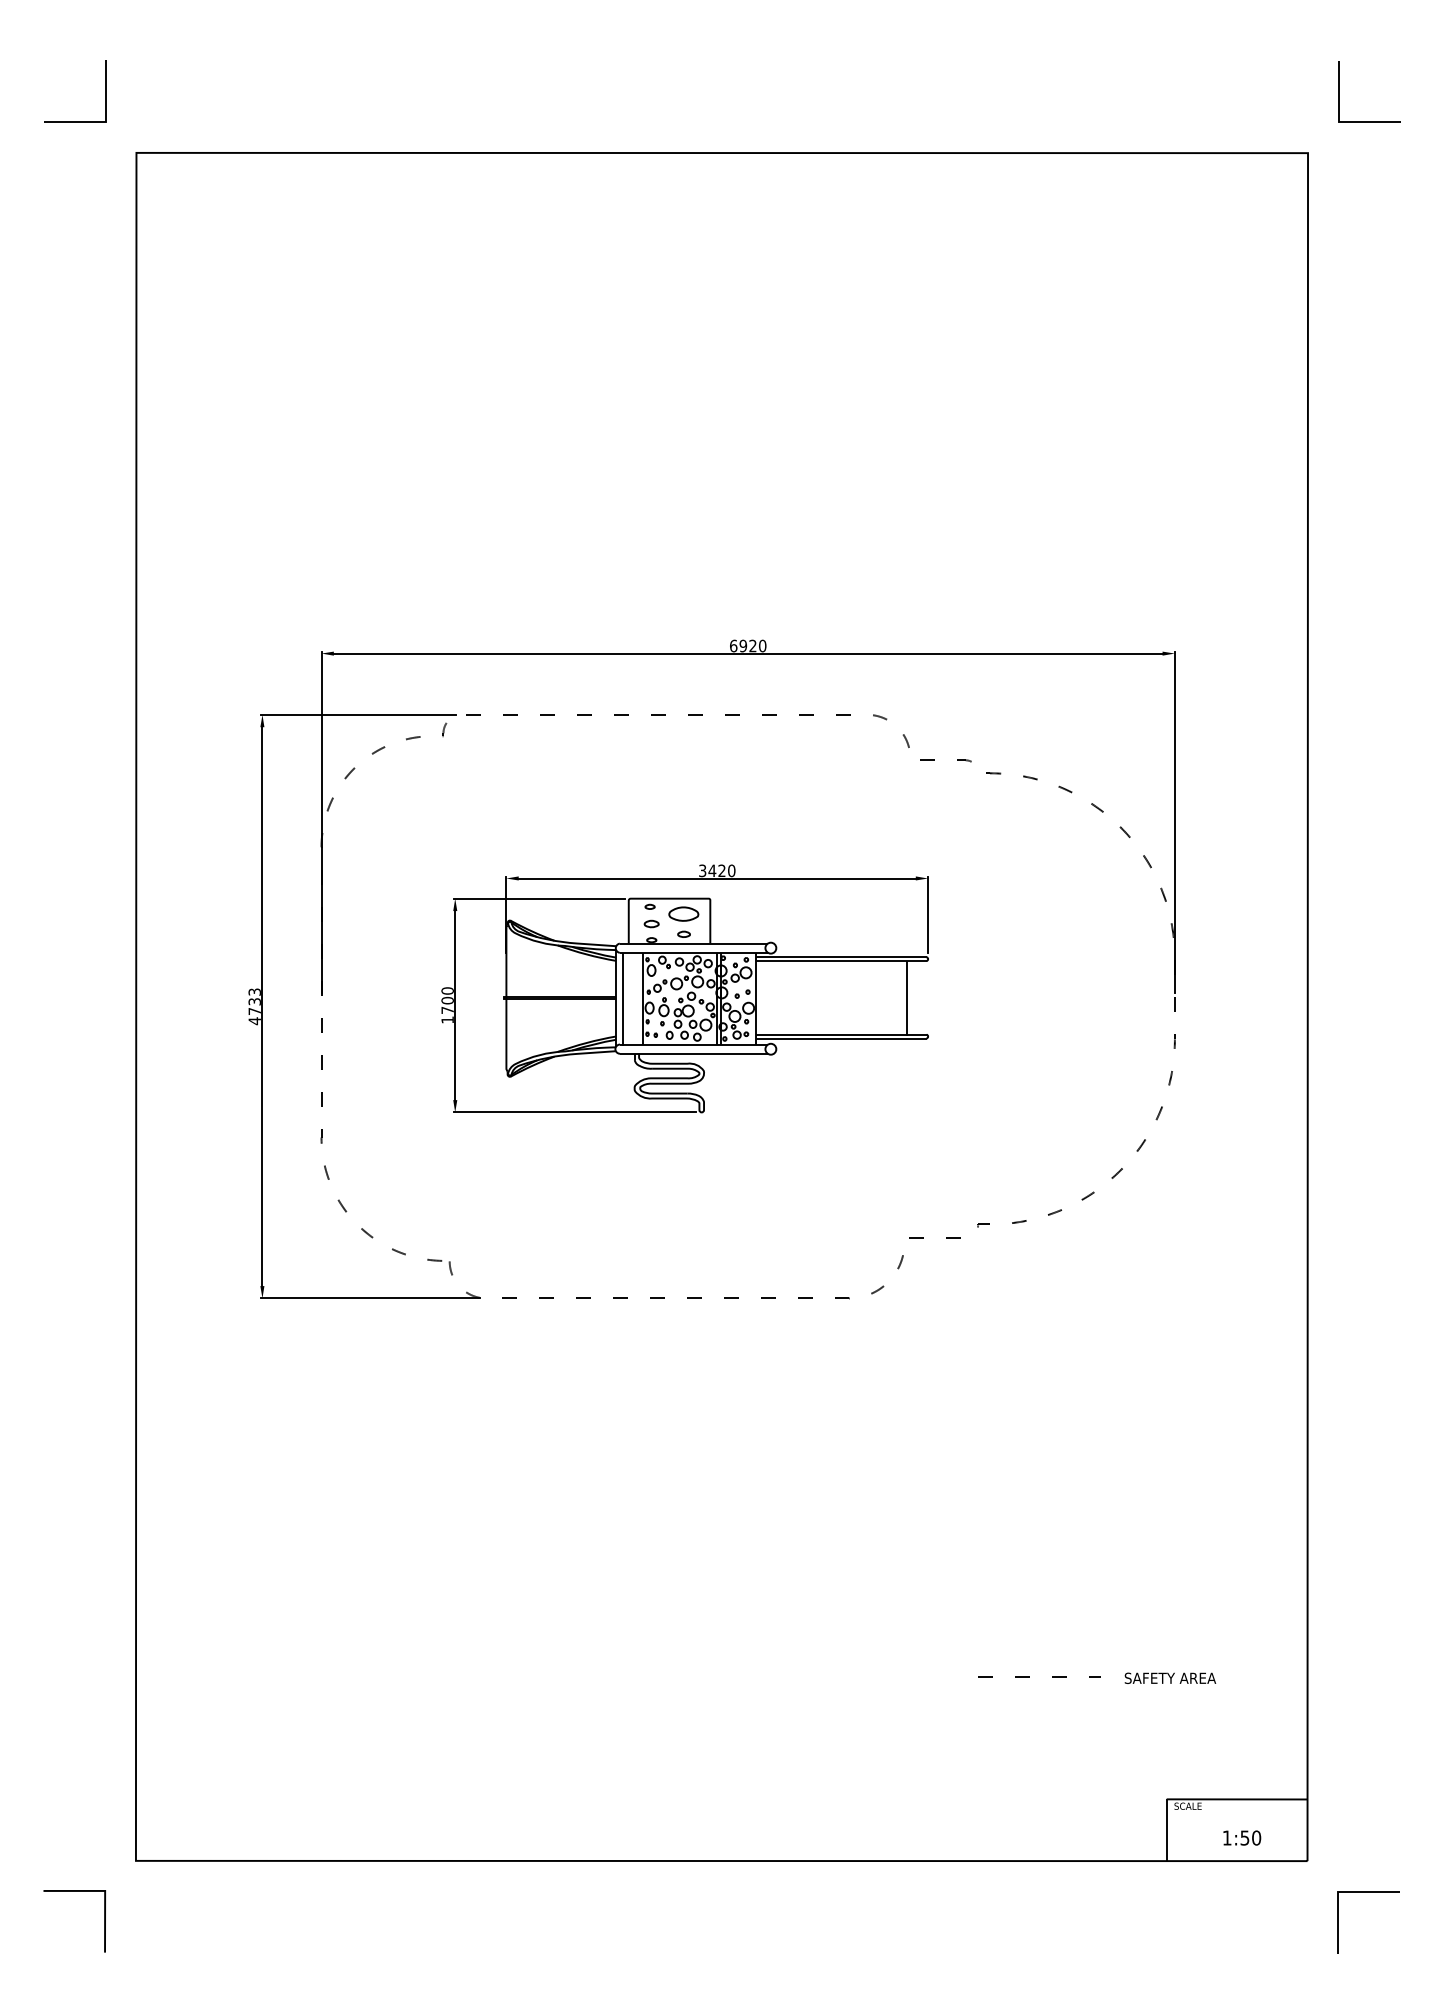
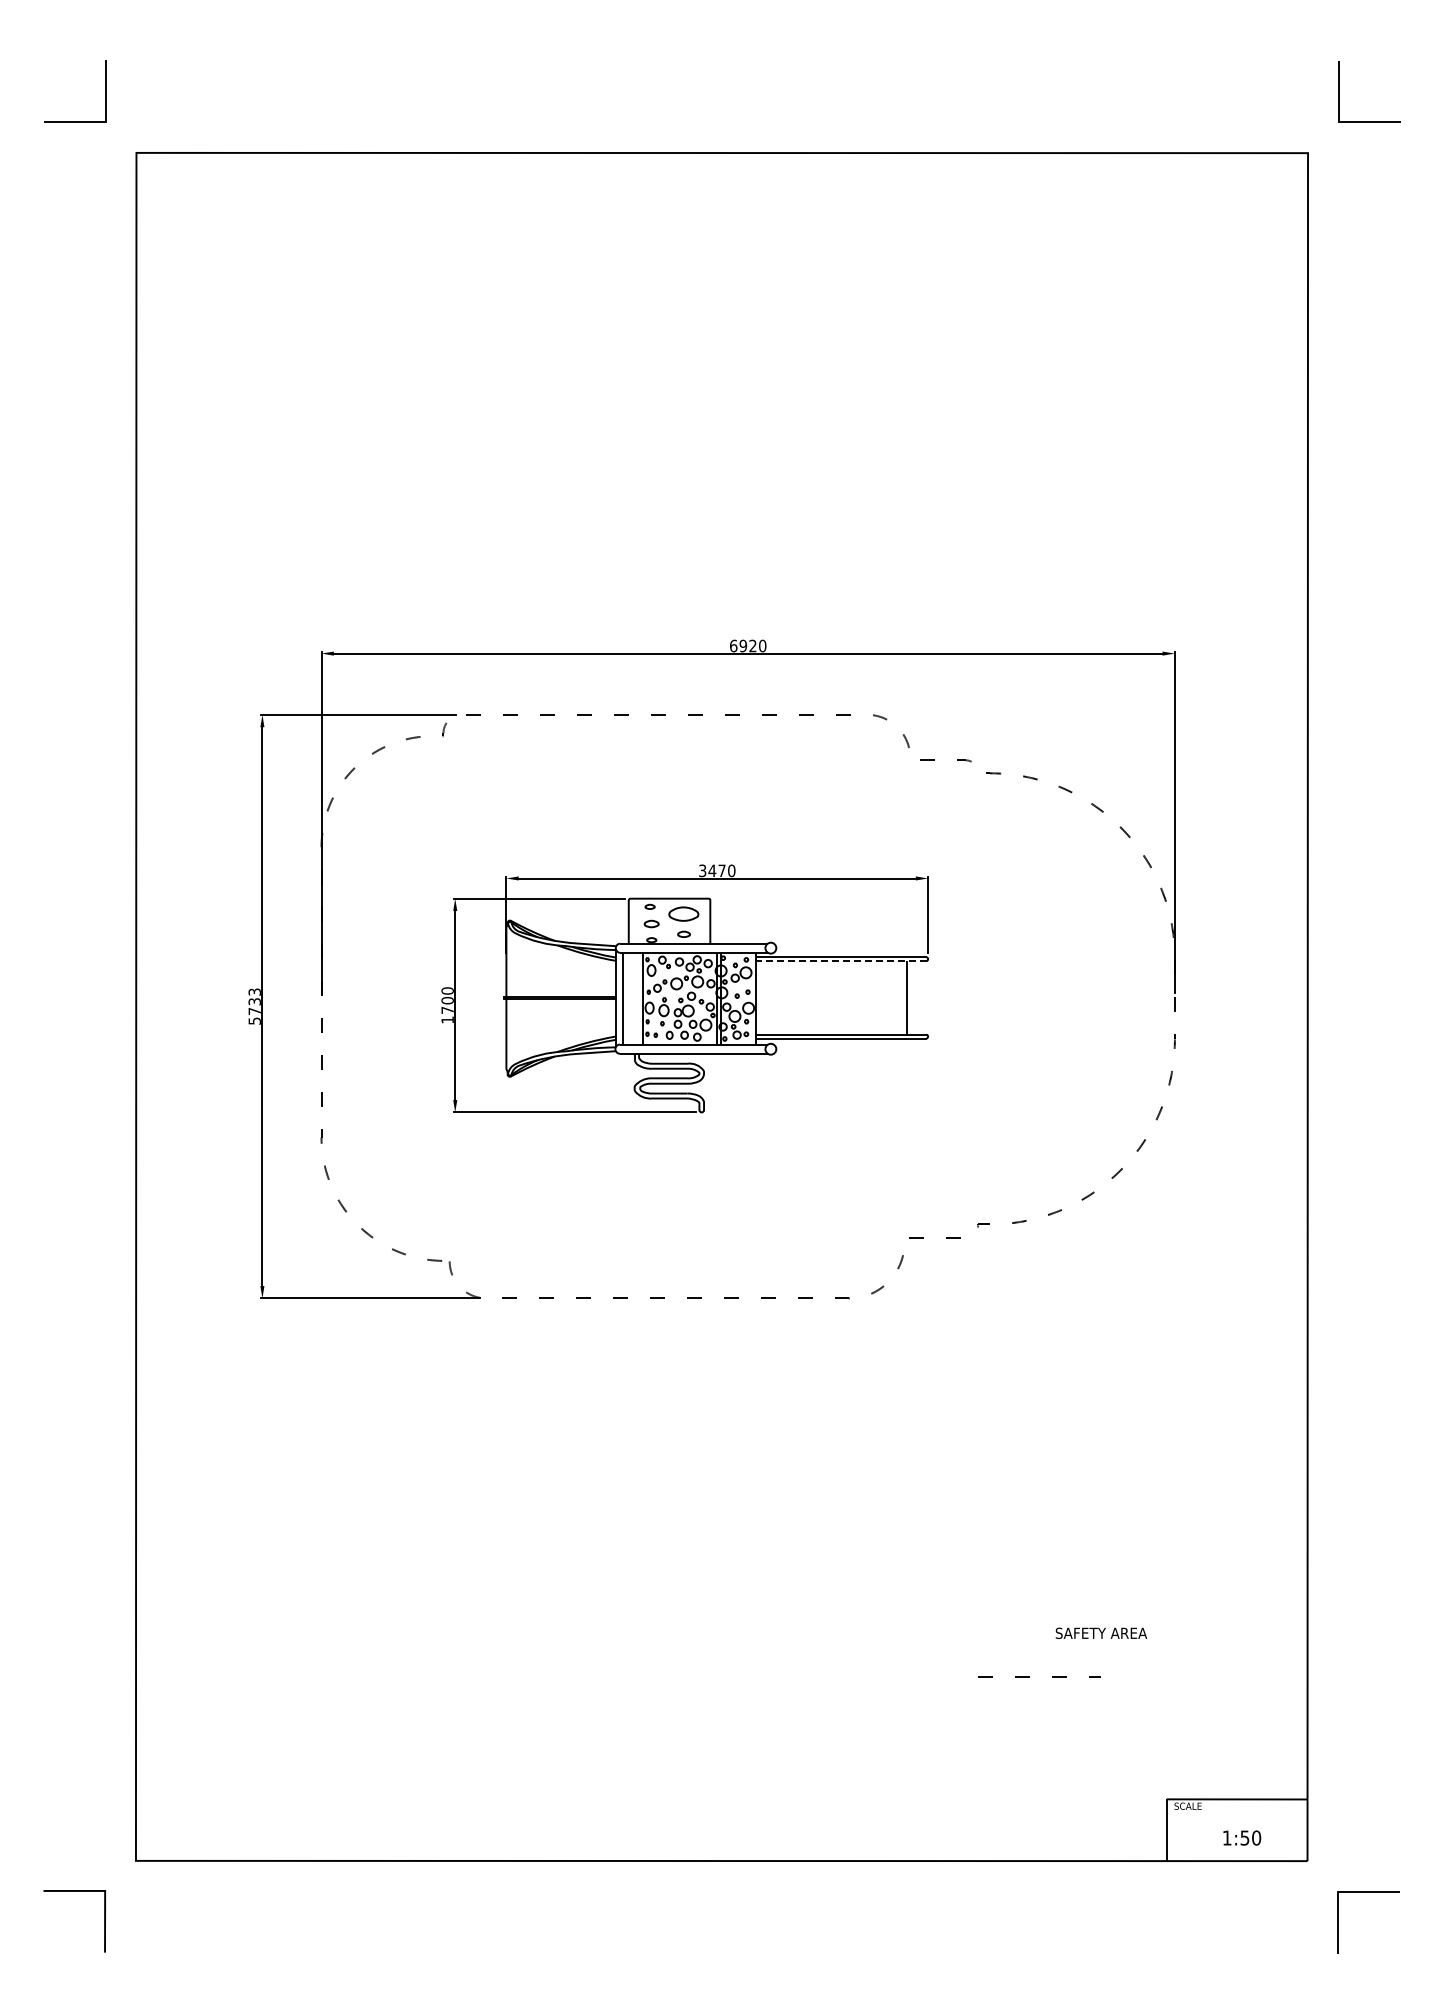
text: 3420 -> 3470 (721, 870)
line: solid -> dashed (840, 961)
text: 4733 -> 5733 (254, 1021)
text position: (1170, 1677) -> (1101, 1632) (1101, 1632)
